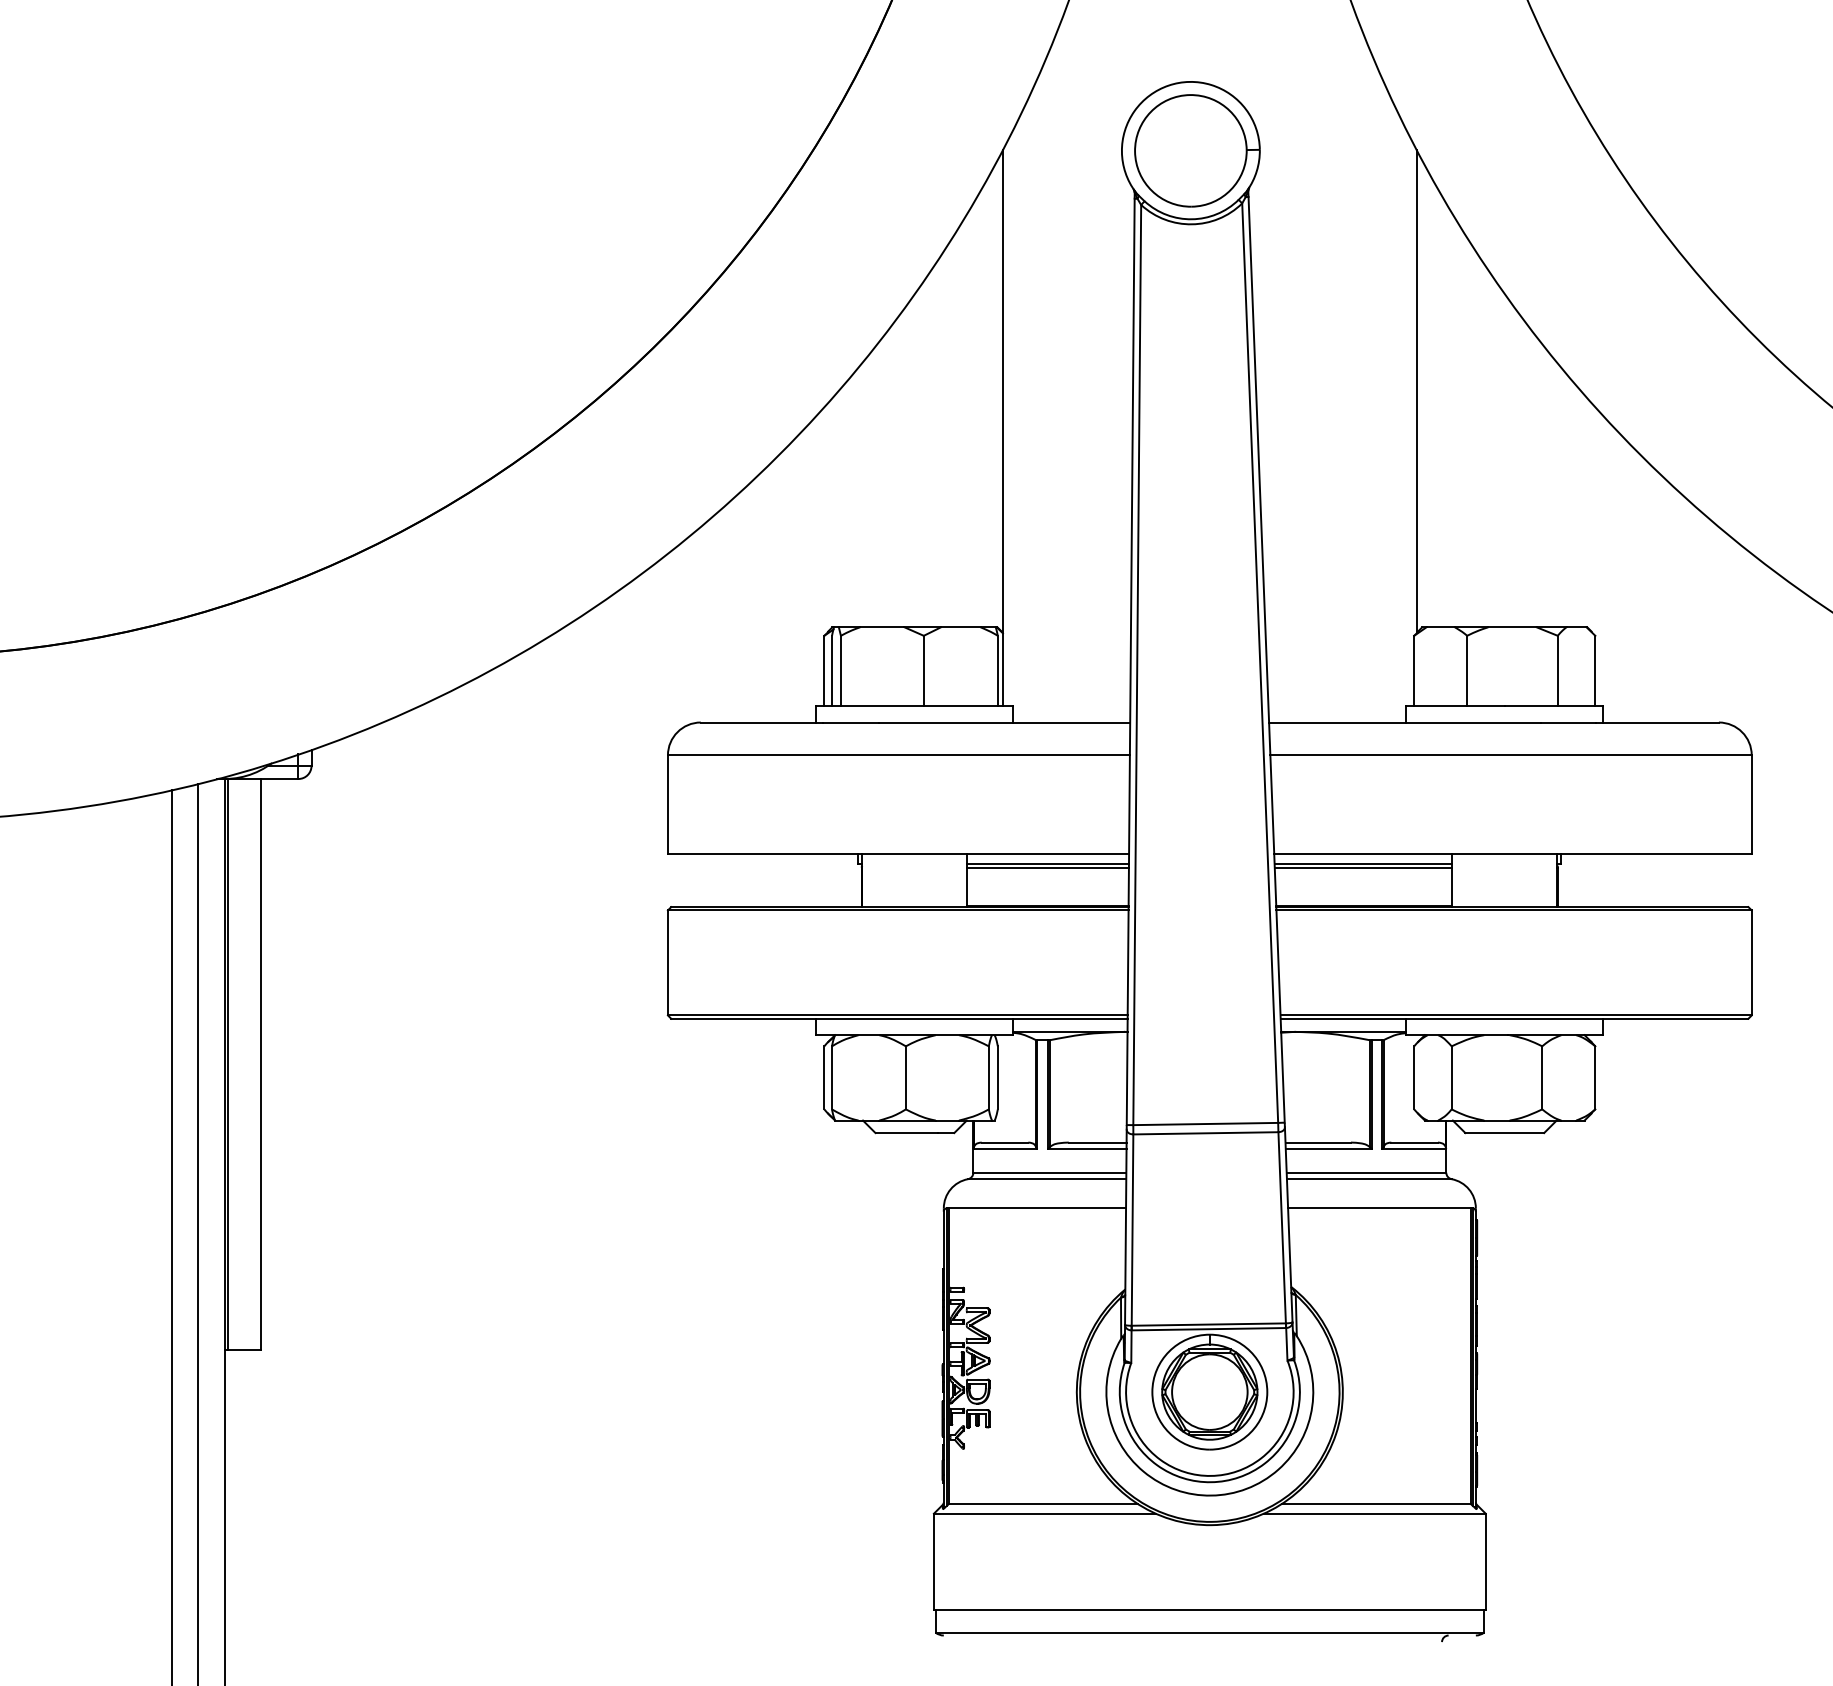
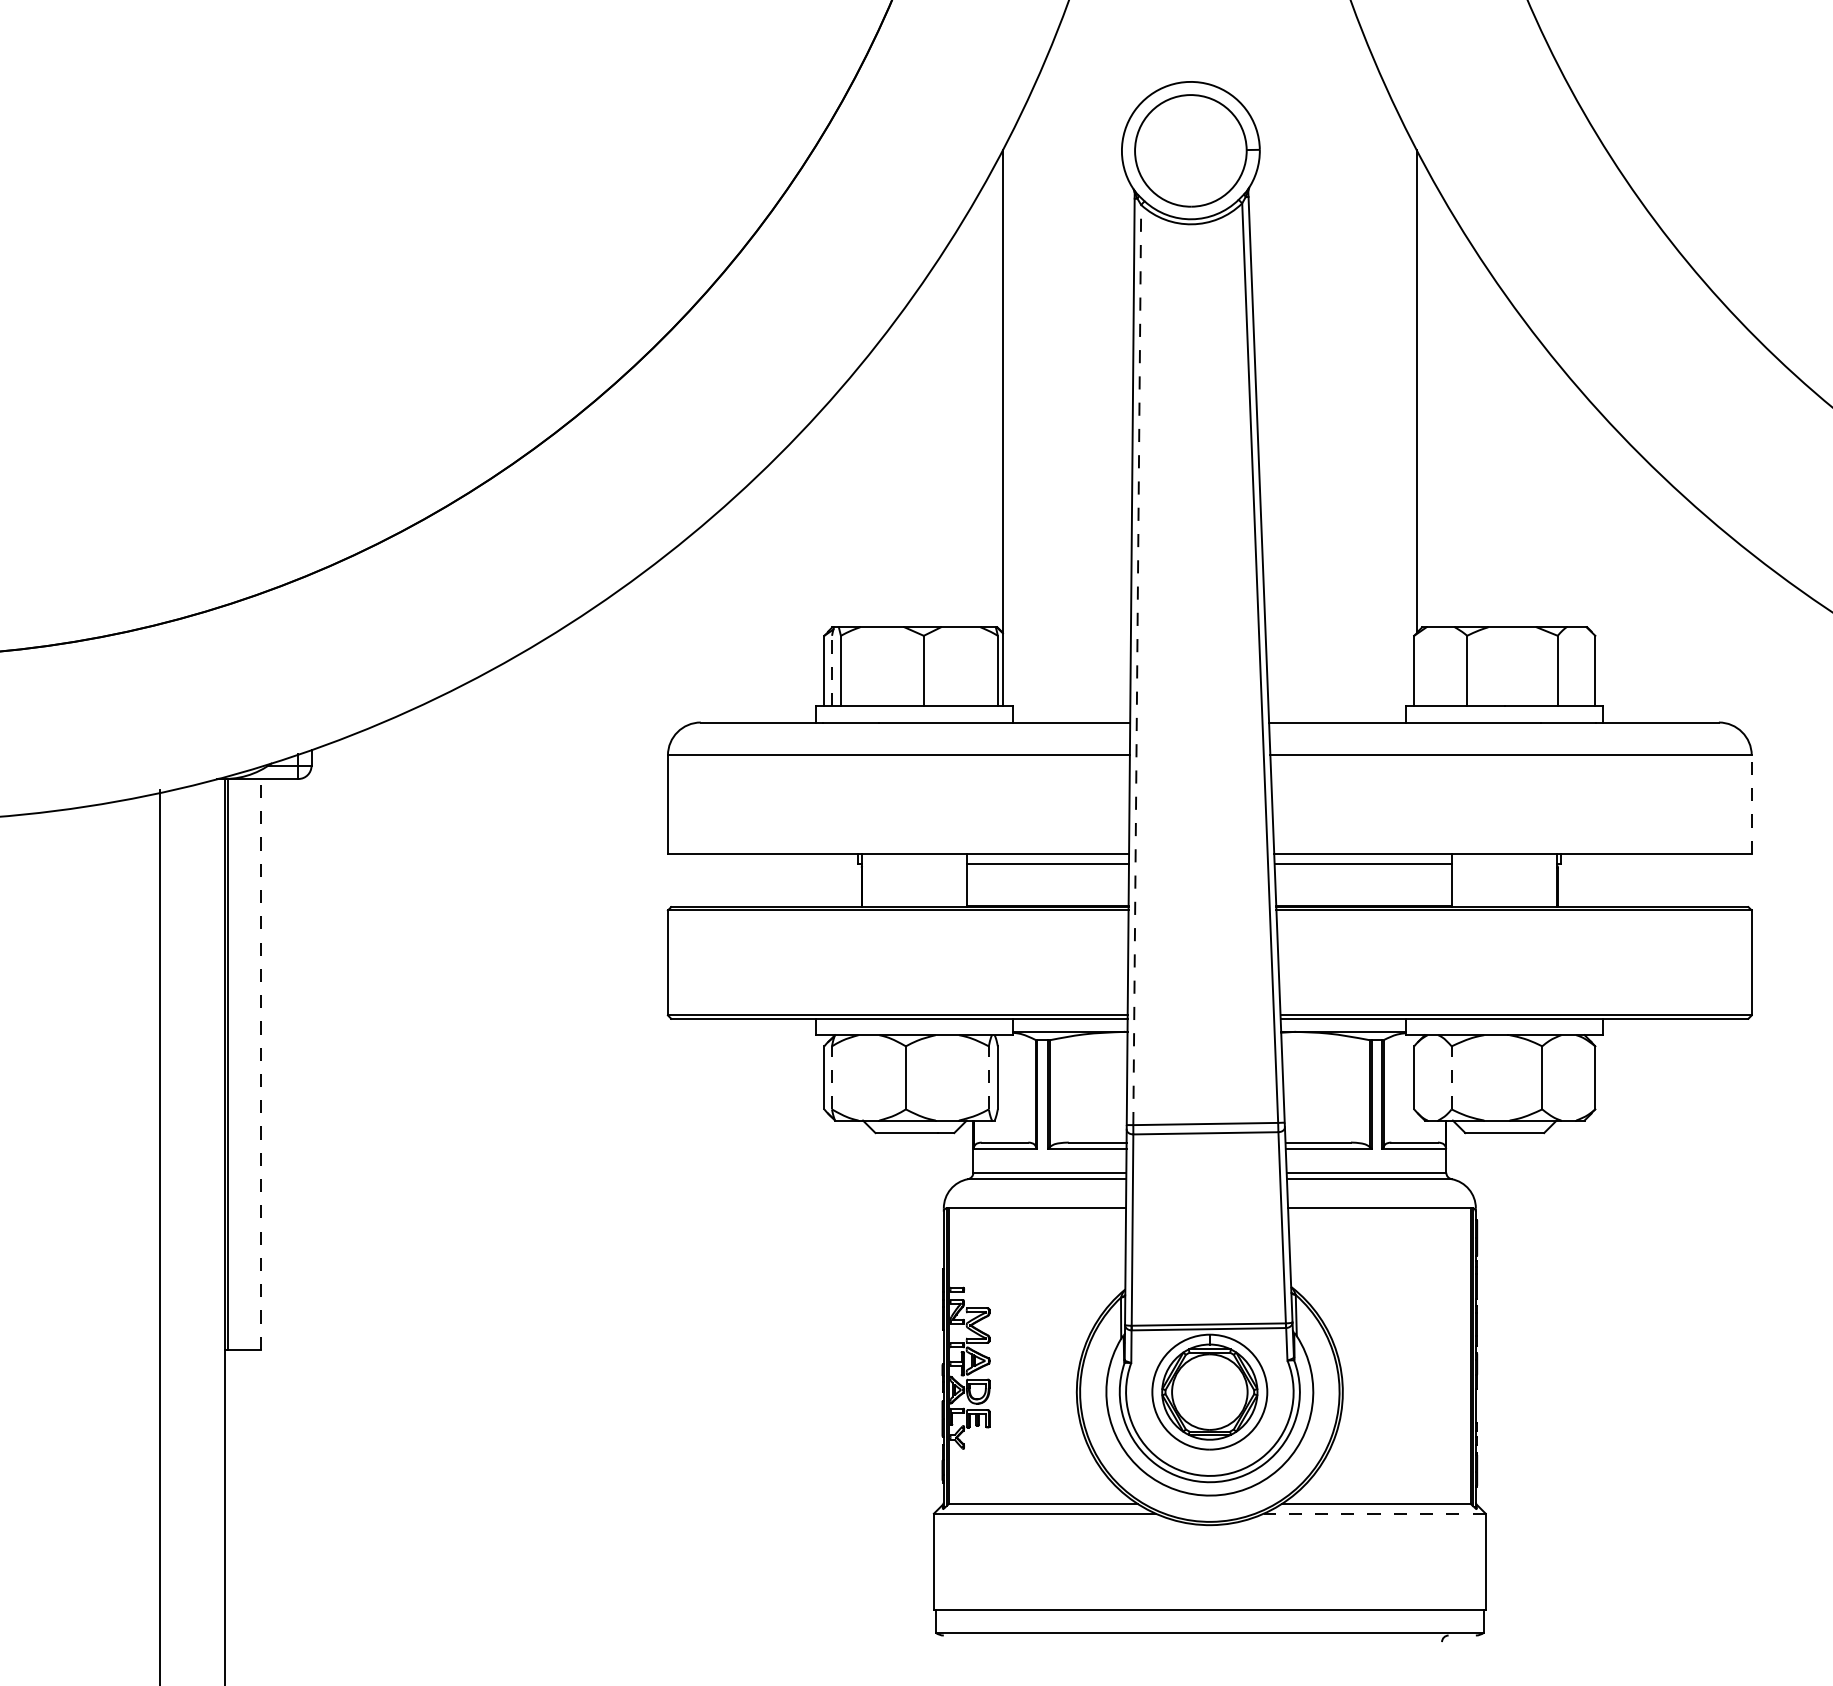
line: solid -> dashed (1137, 664)
line: solid -> dashed (832, 670)
line: solid -> dashed (1751, 804)
line: present -> none (1047, 867)
line: present -> none (1363, 867)
line: solid -> dashed (260, 1063)
line: solid -> dashed (831, 1077)
line: solid -> dashed (988, 1077)
line: solid -> dashed (1451, 1077)
line: present -> none (198, 1232)
line position: (172, 1236) -> (160, 1236) (160, 1236)
line: solid -> dashed (1374, 1513)
